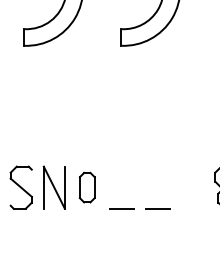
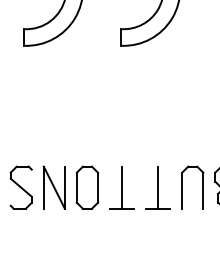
part size: 18x33 px -> 24x45 px (86, 187)
line: none -> present (122, 187)
line: none -> present (158, 187)
part: none -> present (182, 187)
